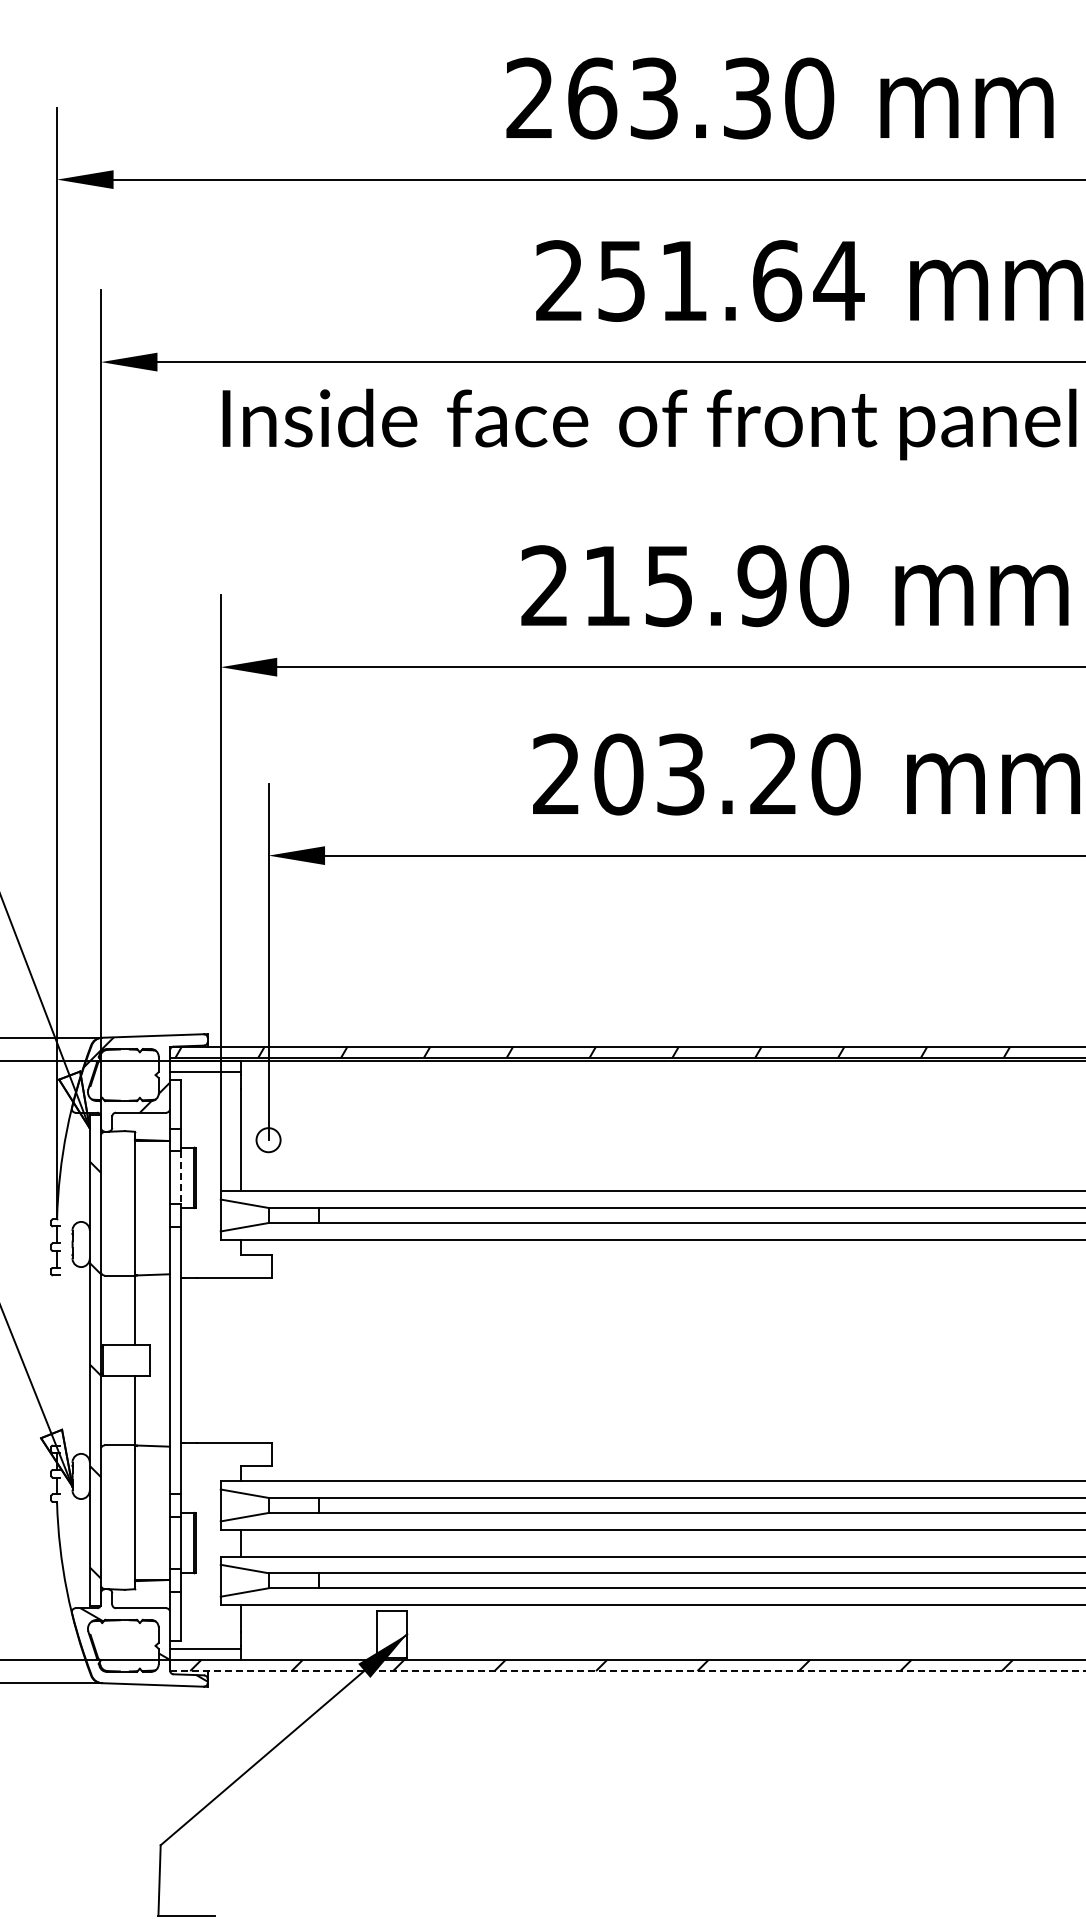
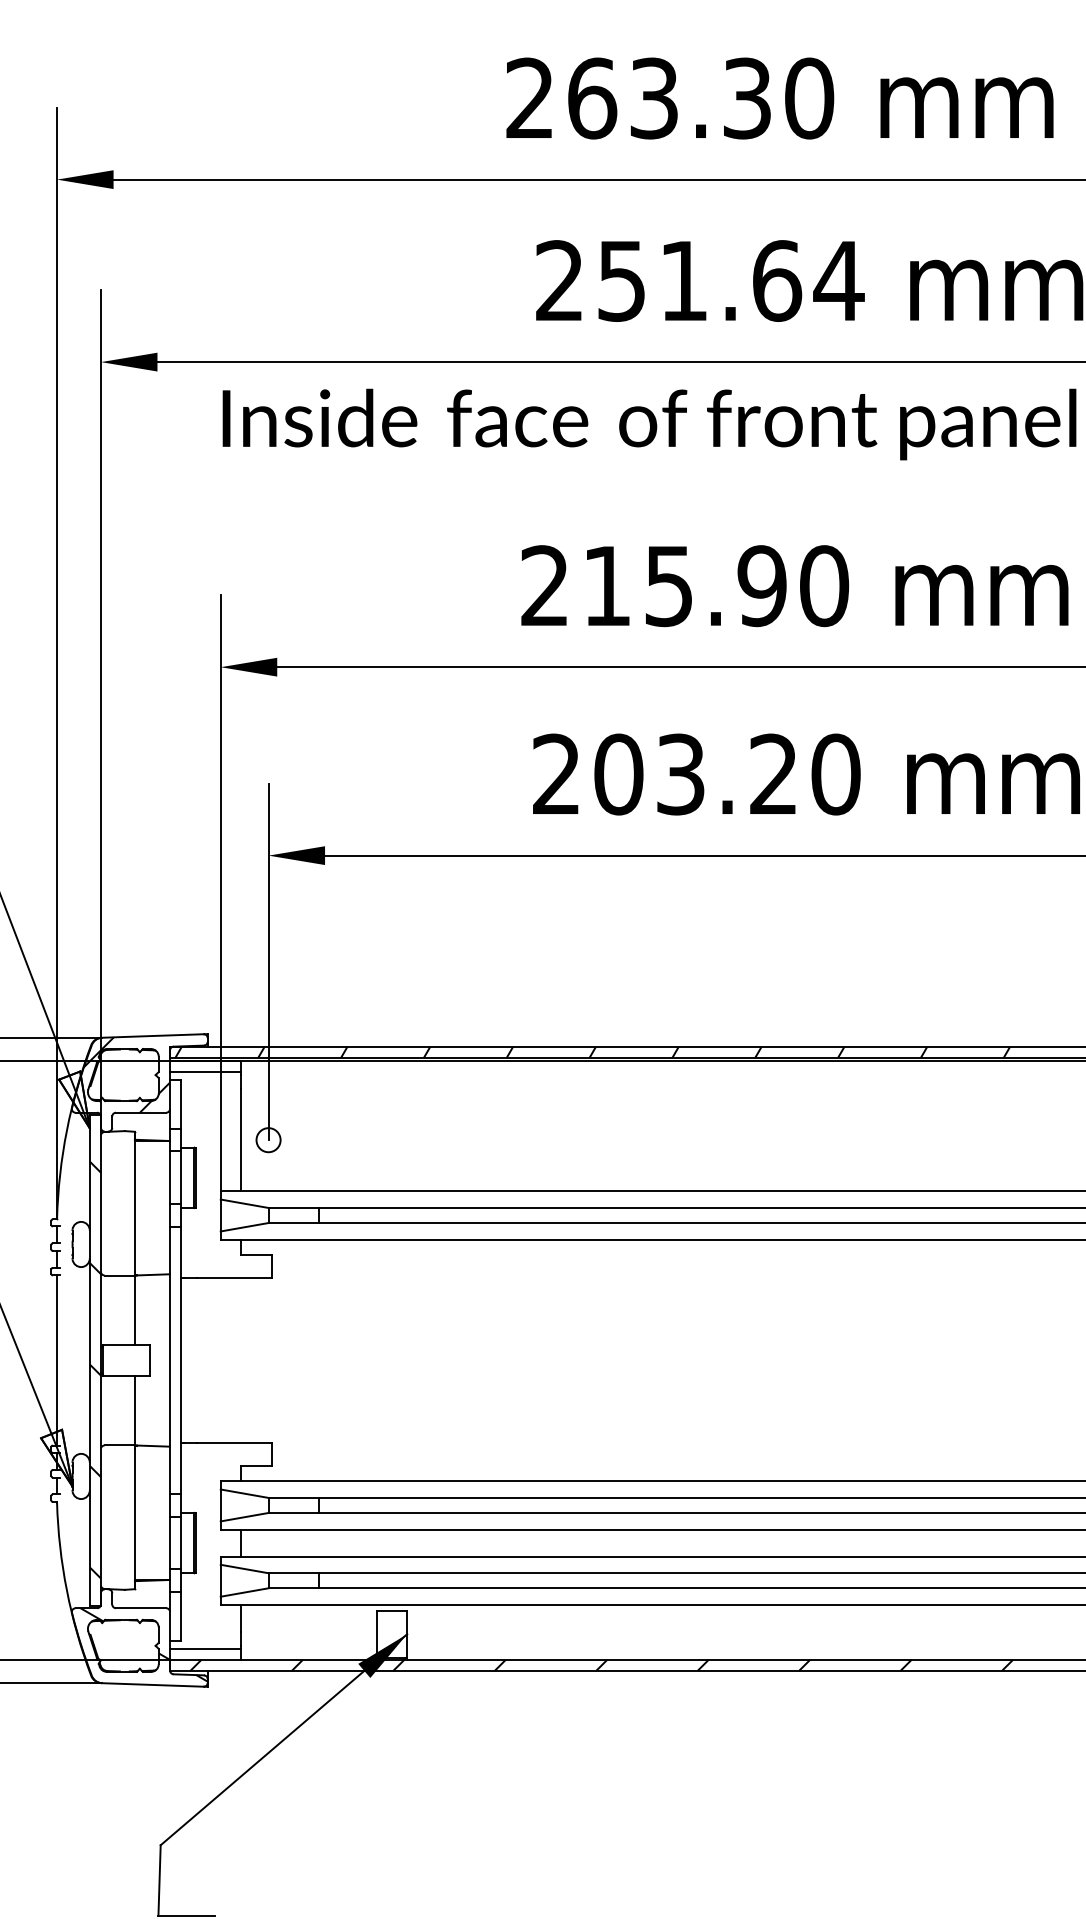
line: dashed -> solid (181, 1178)
line: none -> present (57, 1360)
line: dashed -> solid (627, 1671)
